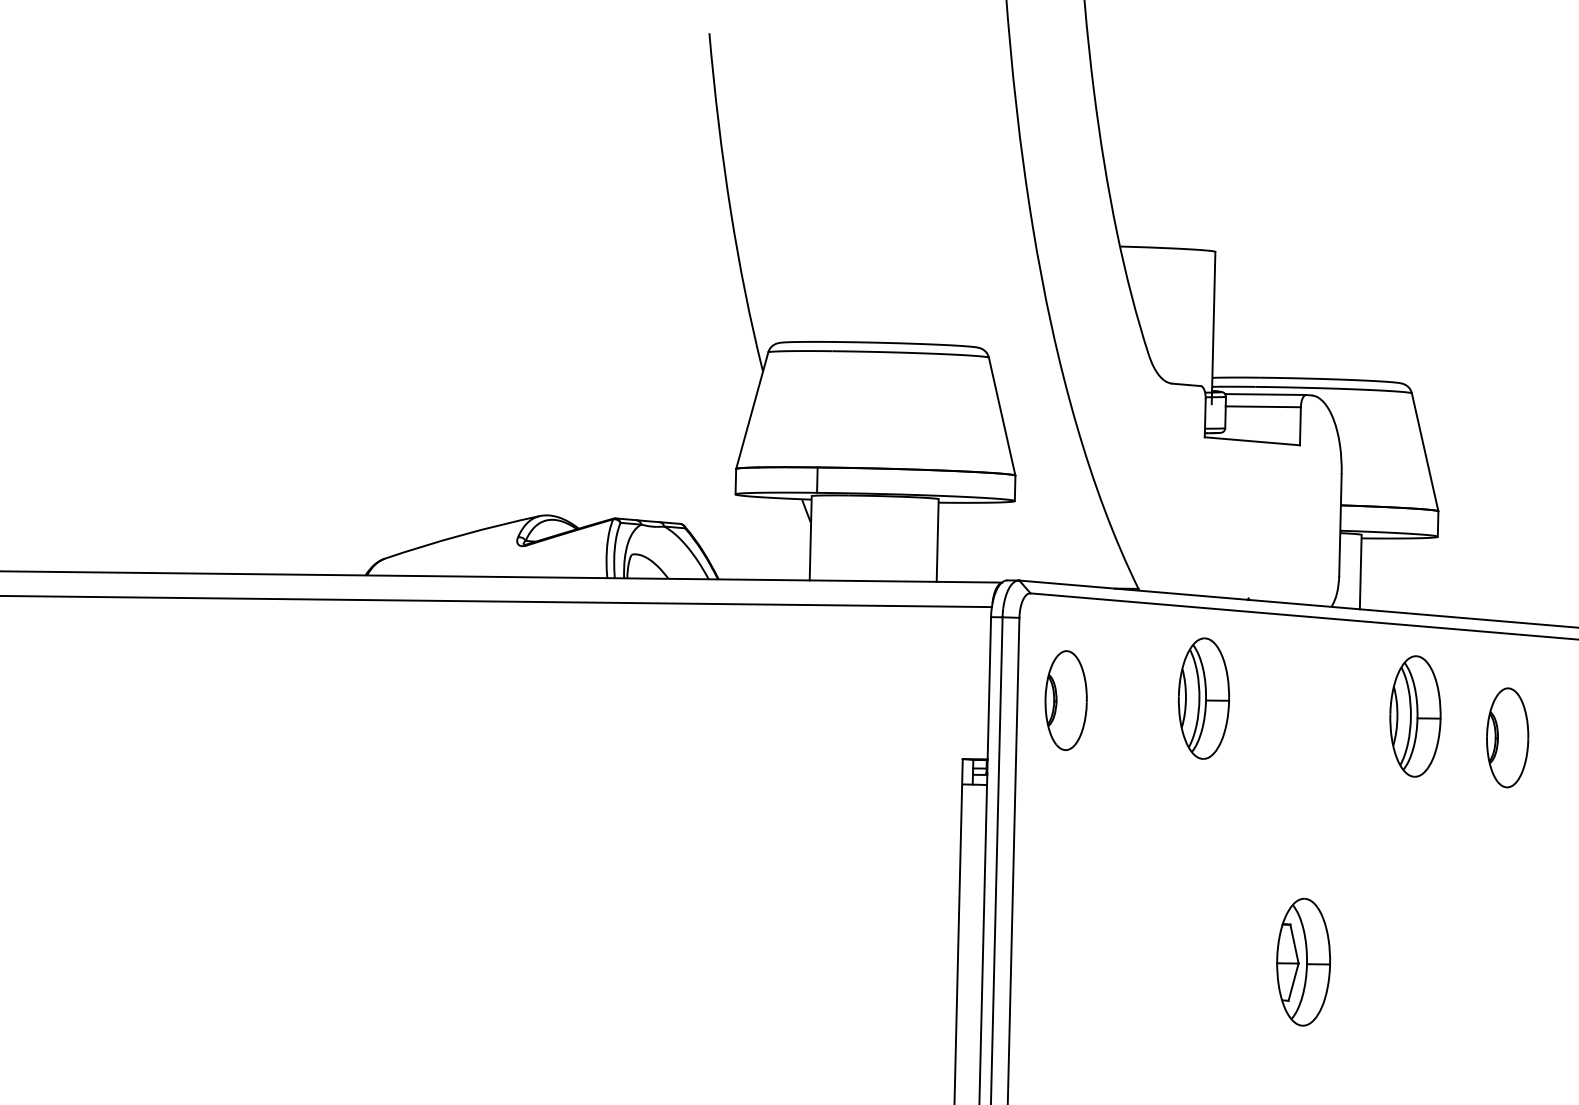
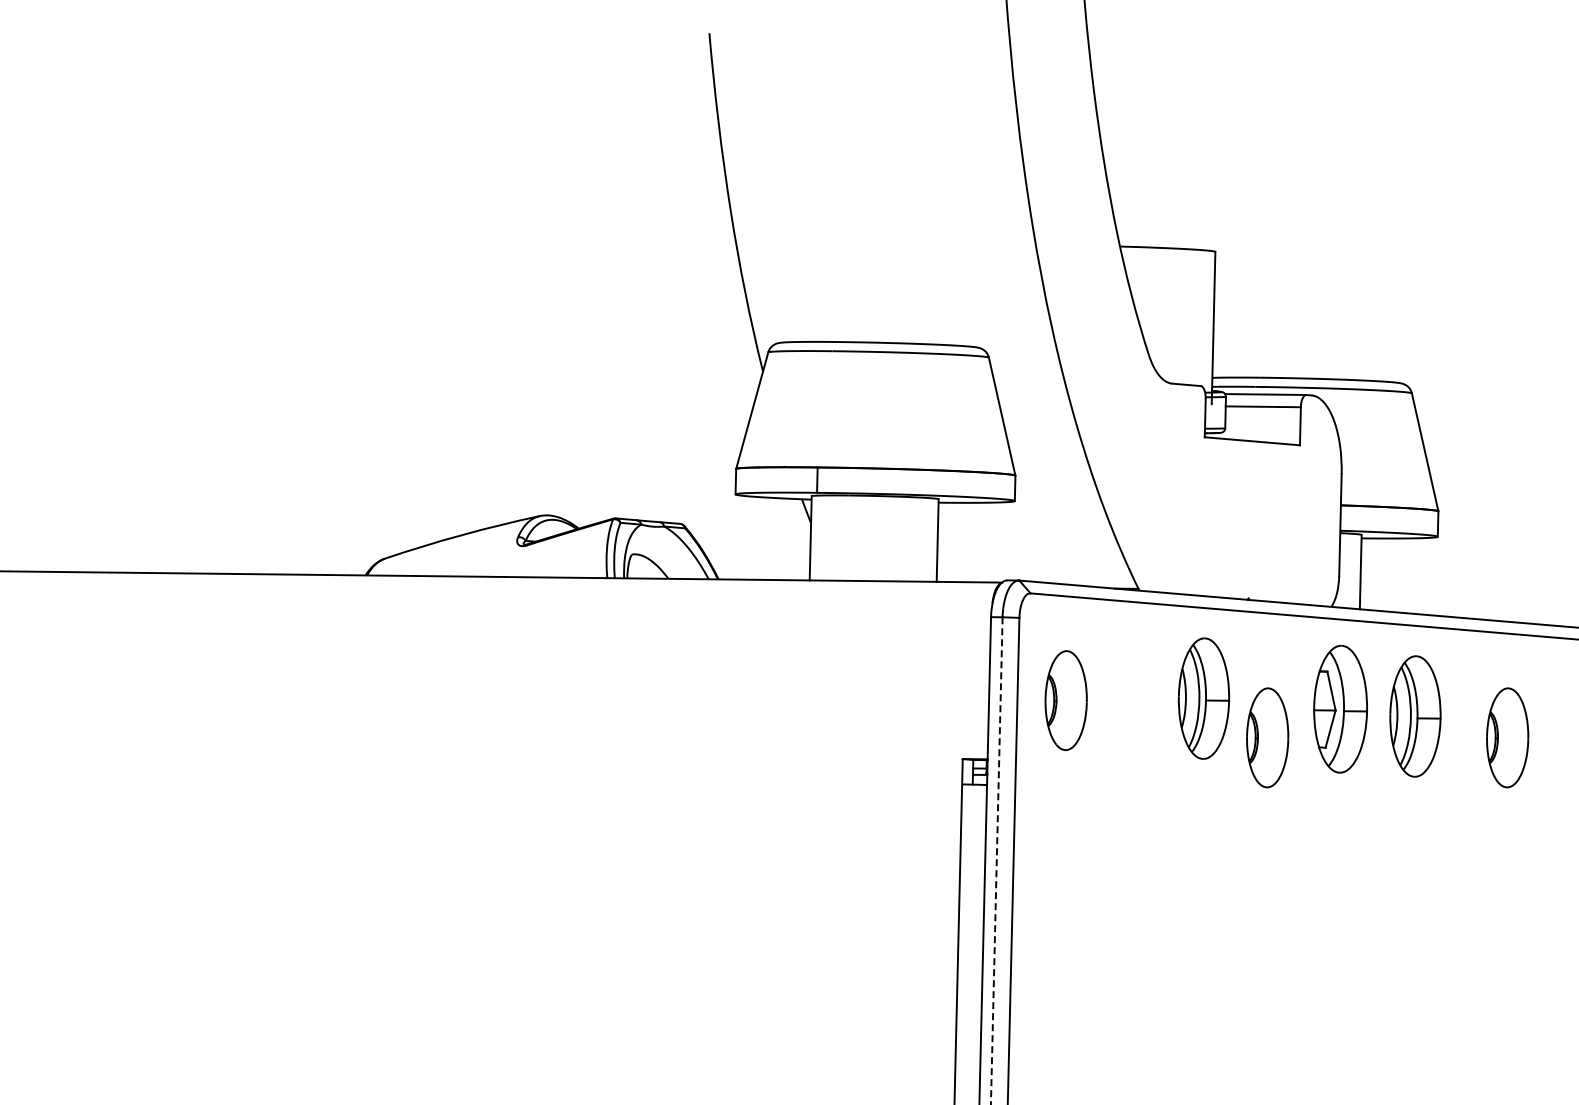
line: present -> none (496, 601)
part: none -> present (1267, 737)
line: solid -> dashed (996, 861)
part position: (1303, 961) -> (1340, 708) (1340, 708)
